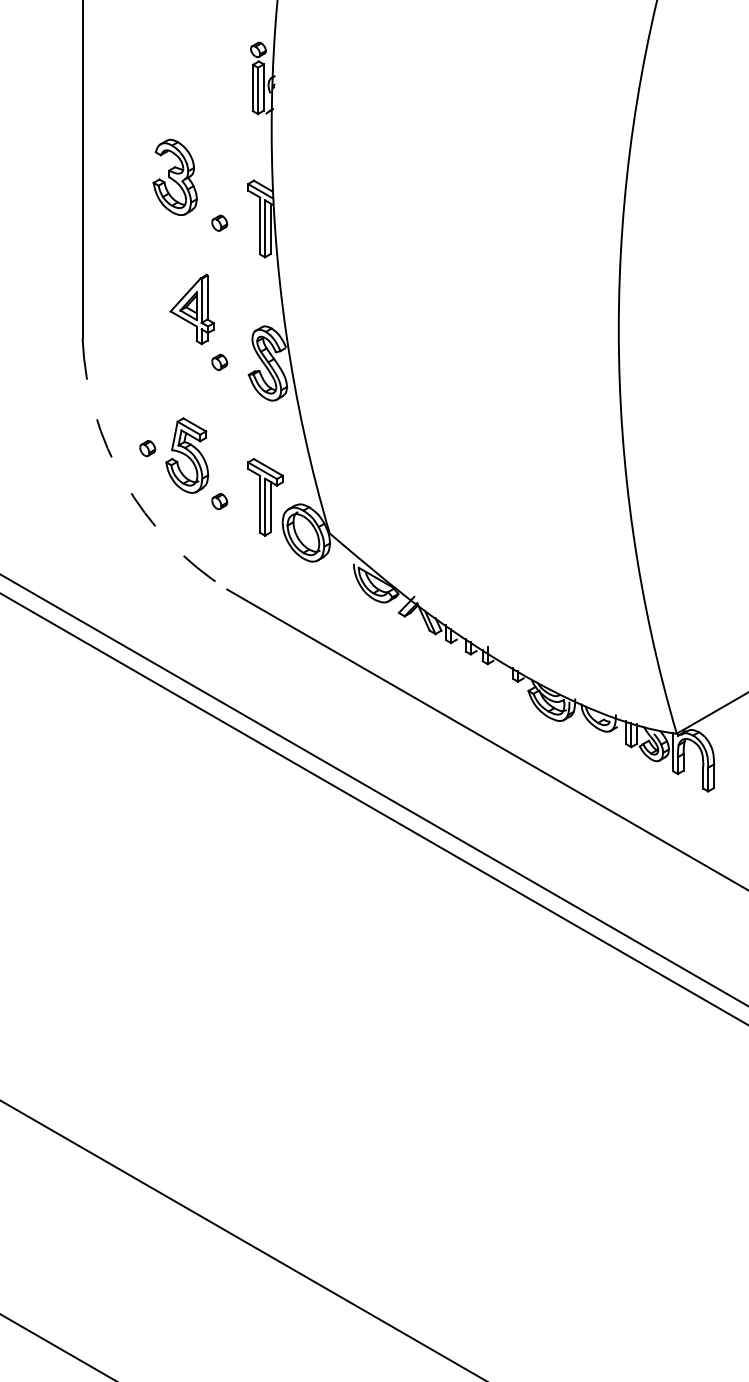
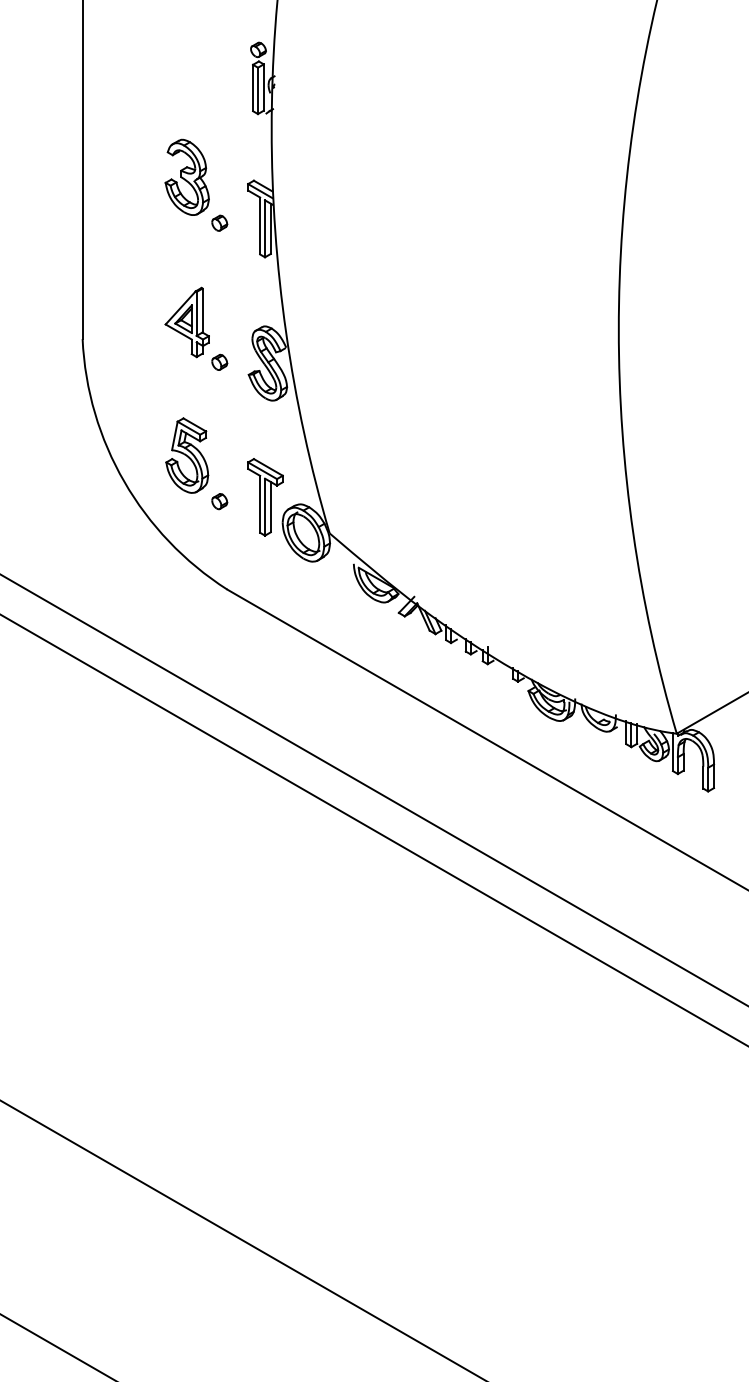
part position: (174, 176) -> (186, 176) (186, 176)
part position: (191, 309) -> (186, 322) (186, 322)
part: present -> none (147, 448)
arc: dashed -> solid (124, 481)
line position: (373, 808) -> (373, 829) (373, 829)
